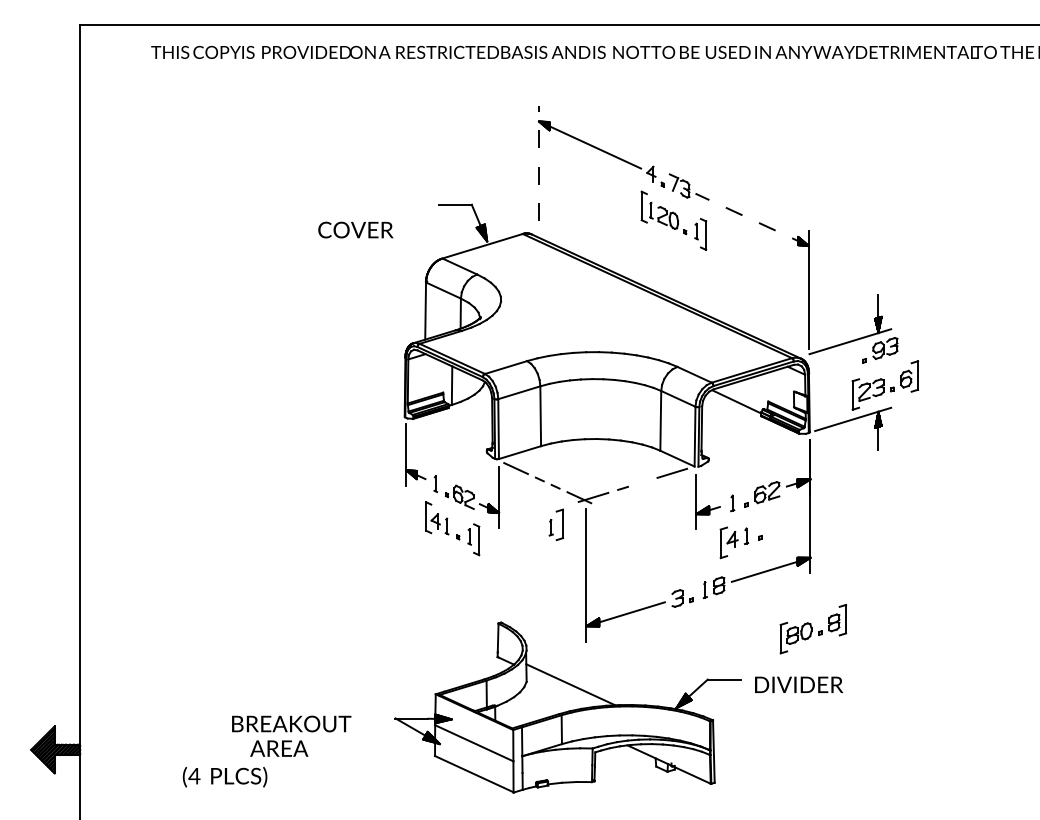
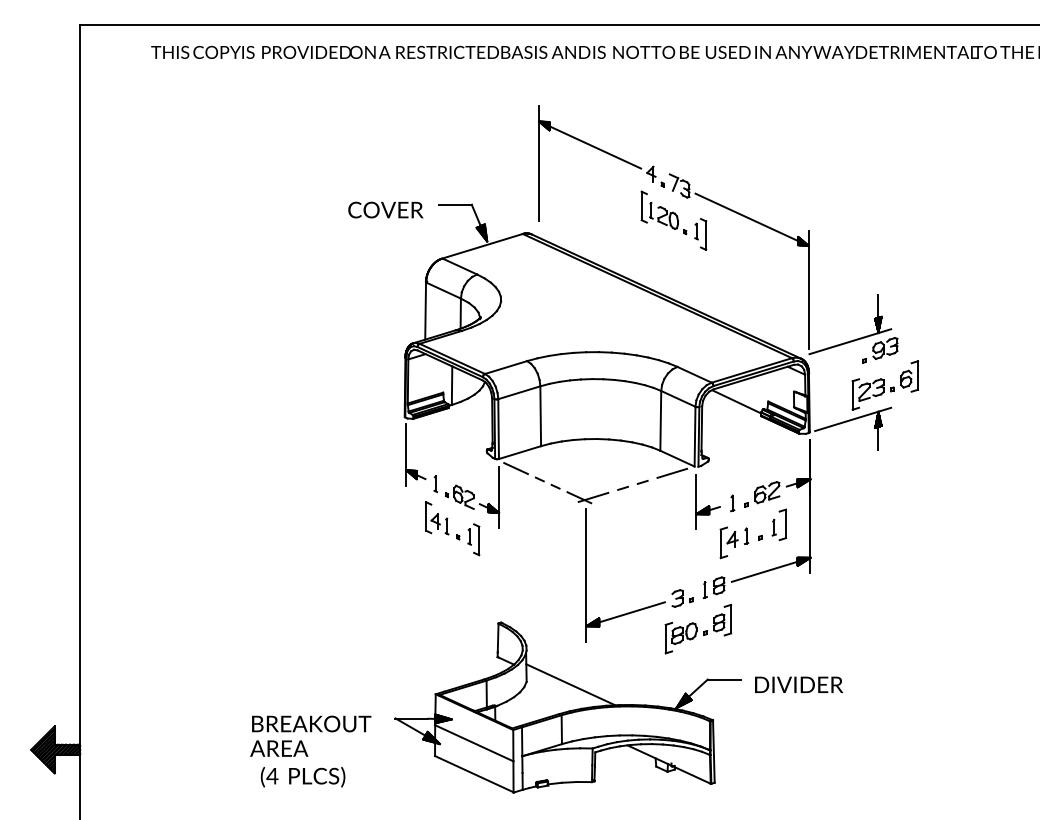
line: dashed -> solid (539, 163)
line: dashed -> solid (751, 219)
text position: (355, 229) -> (385, 209) (385, 209)
line: none -> present (642, 482)
part position: (556, 524) -> (779, 524) (779, 524)
part position: (813, 628) -> (698, 628) (698, 628)
text position: (291, 723) -> (311, 723) (311, 723)
text position: (224, 777) -> (302, 777) (302, 777)
